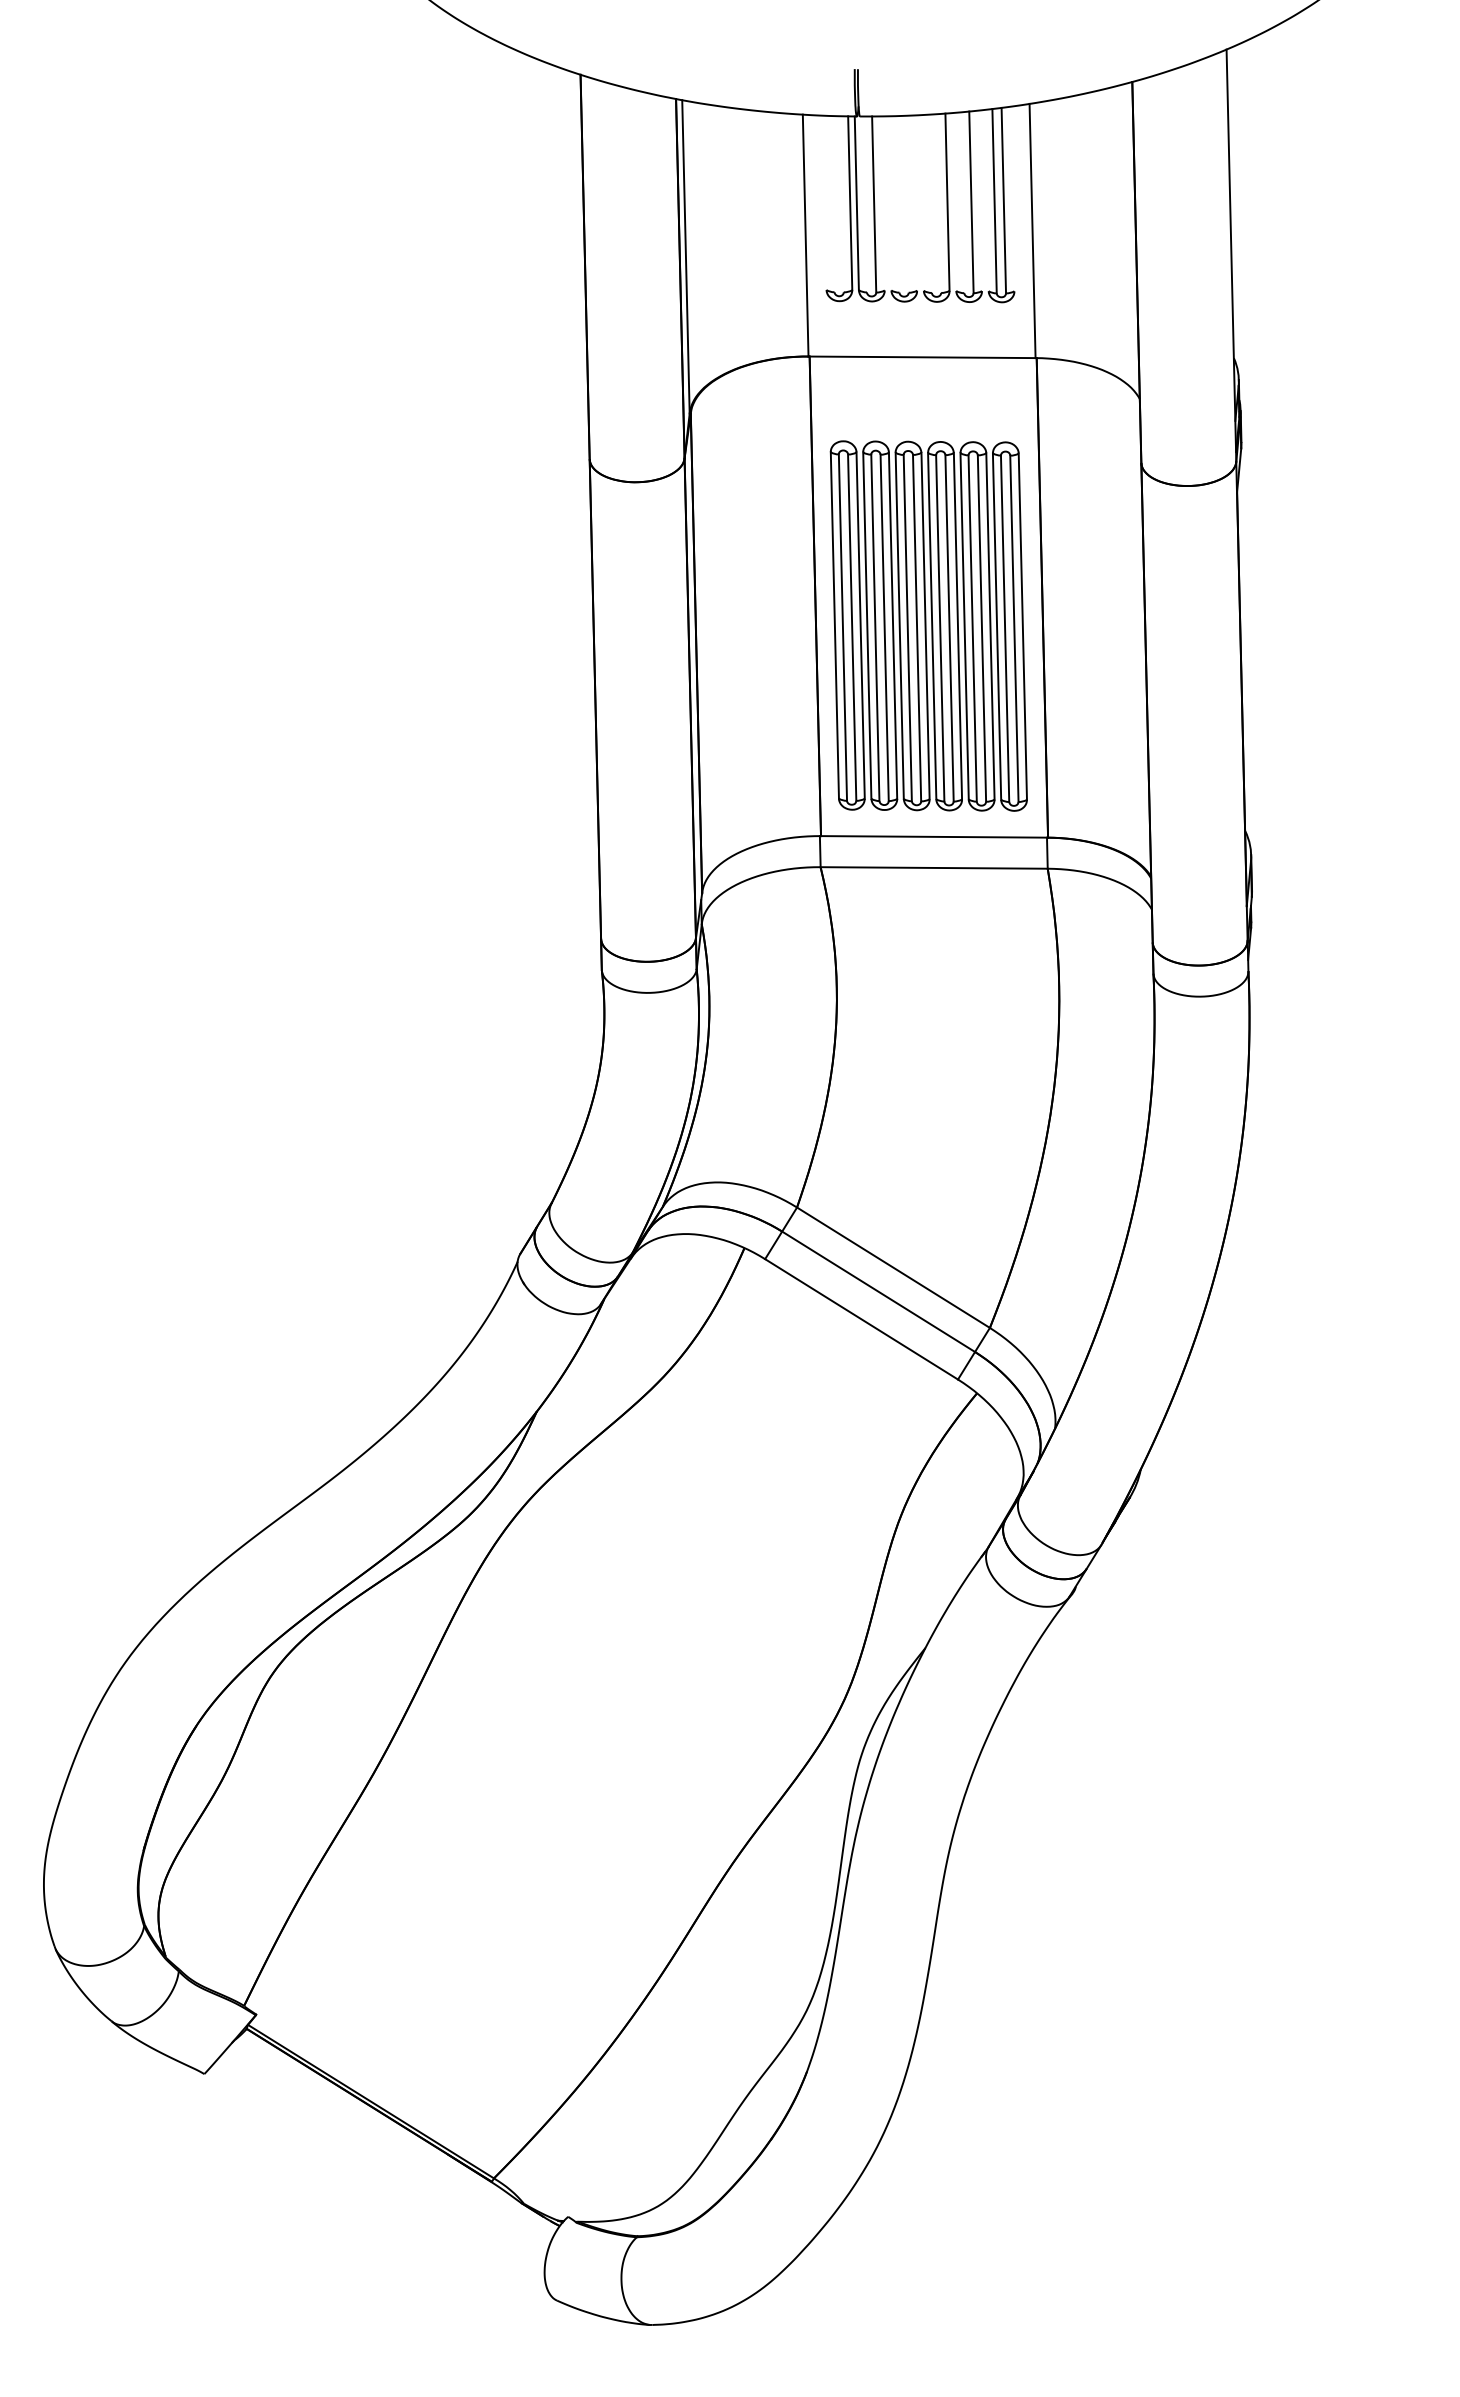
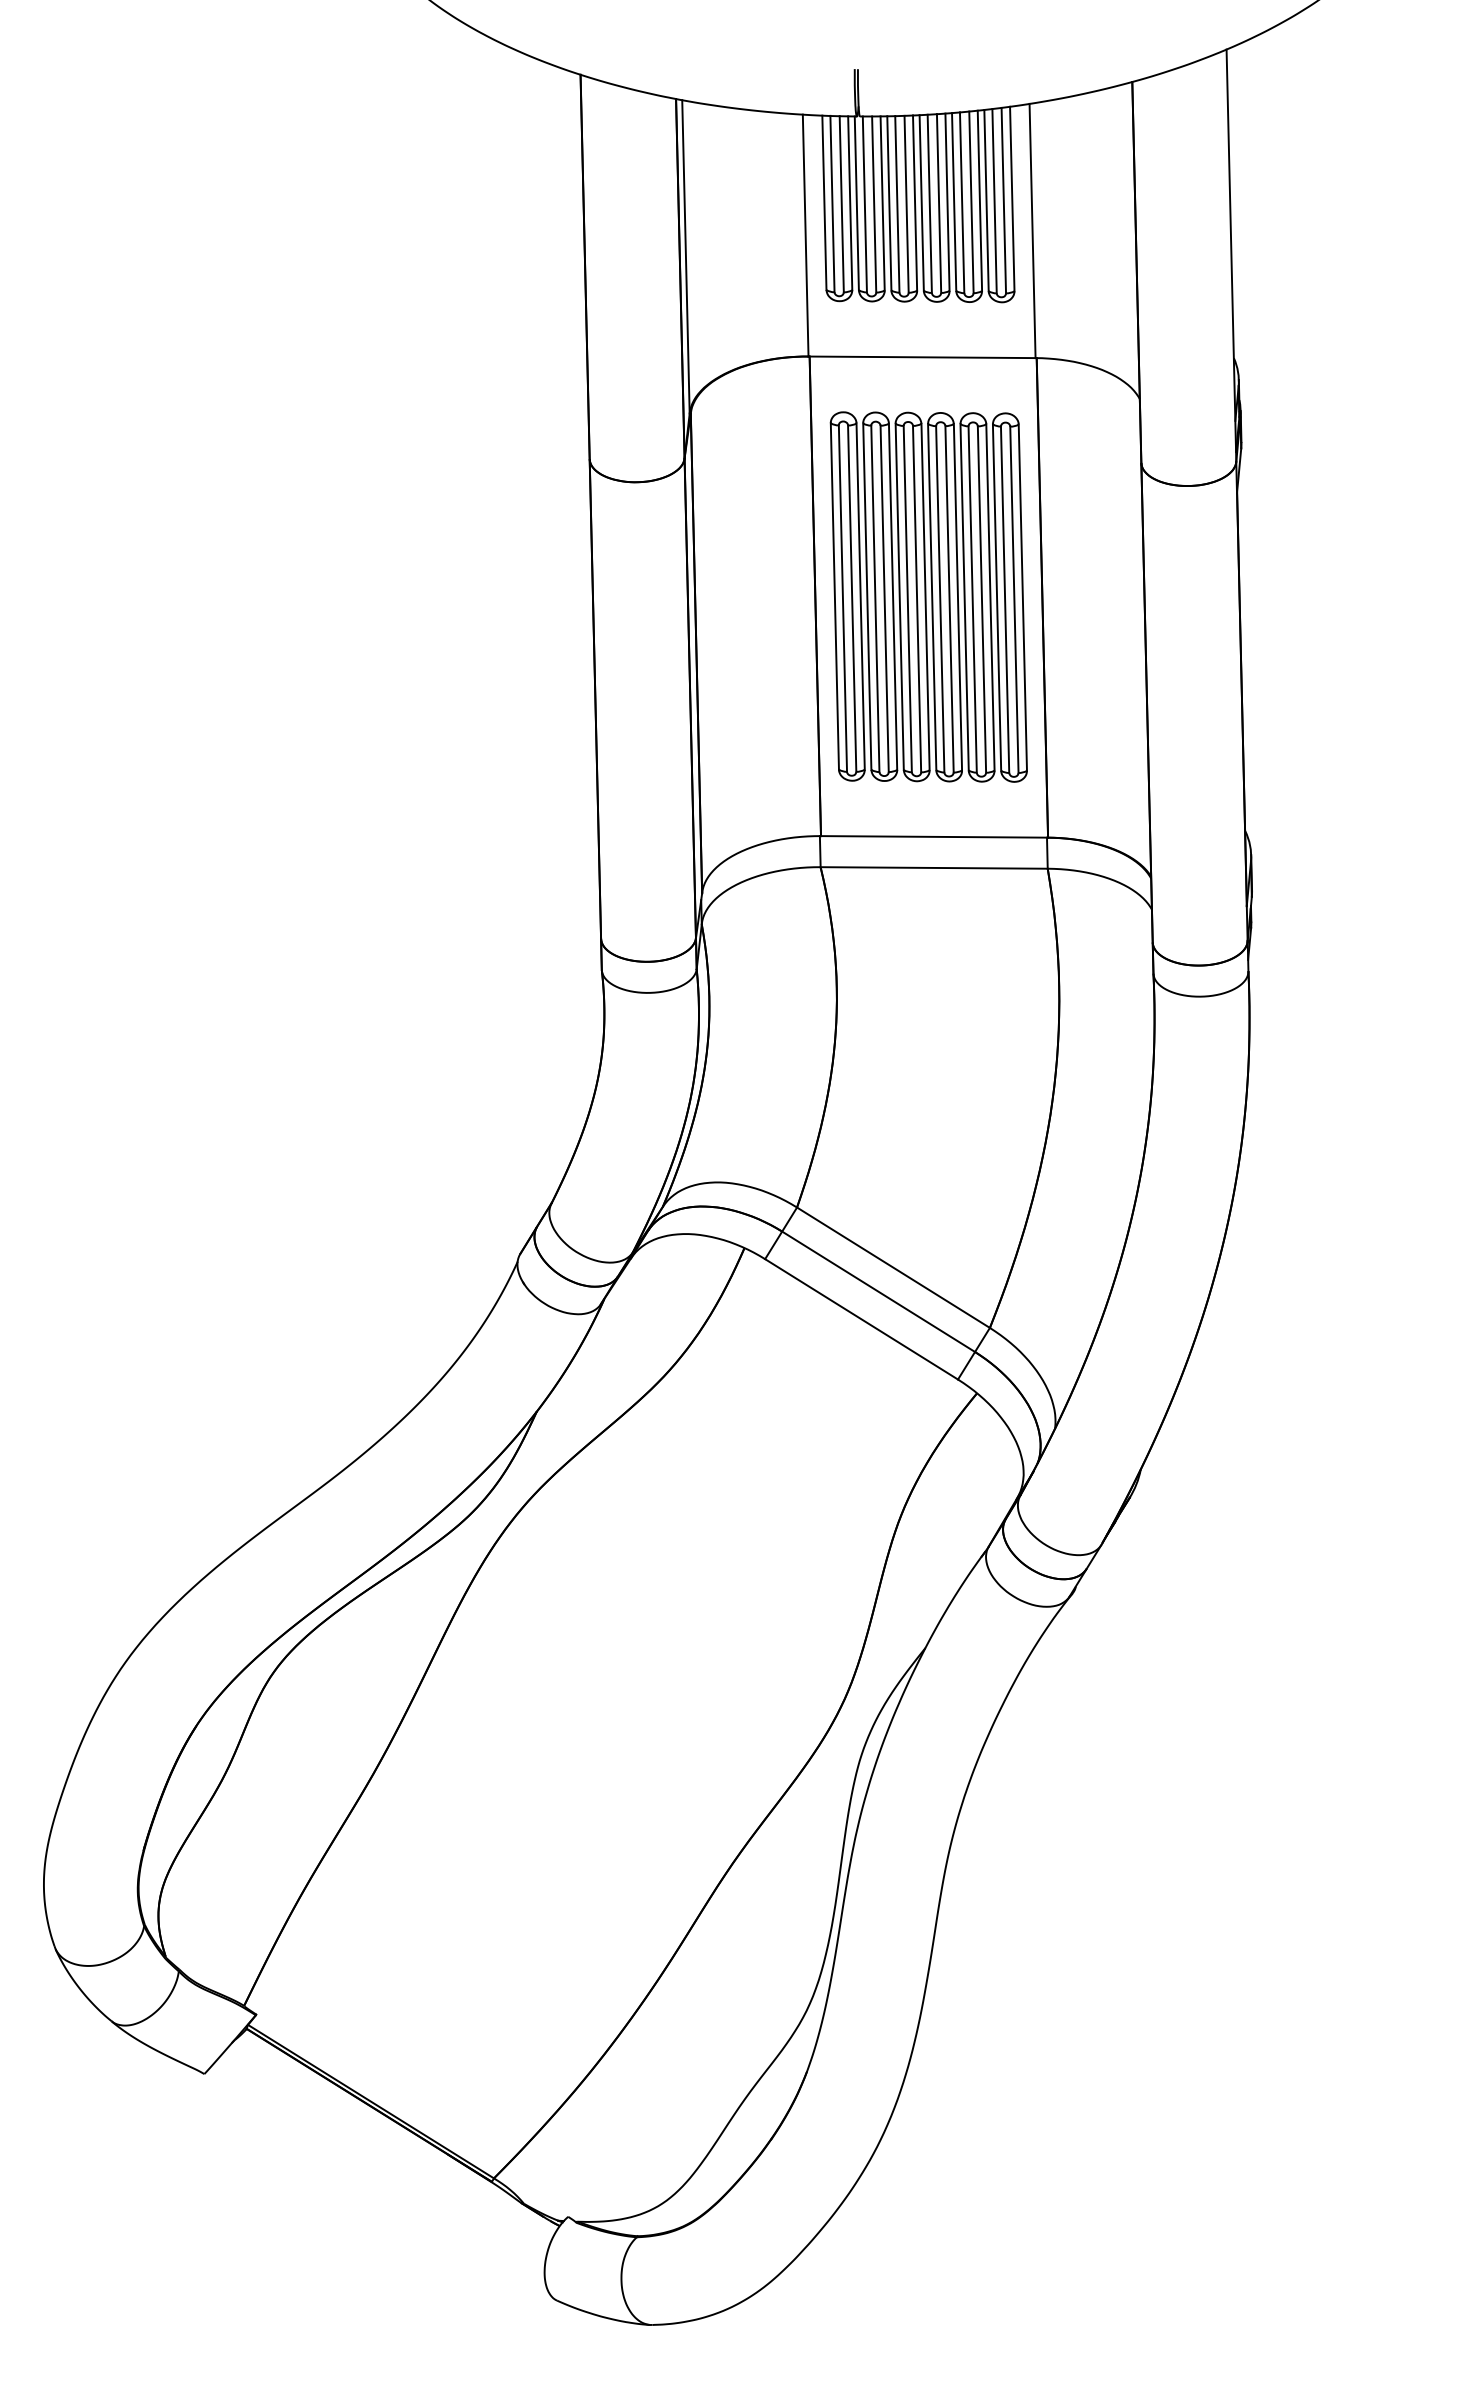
line: none -> present (1012, 198)
line: none -> present (979, 200)
line: none -> present (986, 200)
line: none -> present (954, 201)
line: none -> present (824, 202)
line: none -> present (915, 202)
line: none -> present (921, 202)
line: none -> present (961, 202)
line: none -> present (832, 203)
line: none -> present (882, 203)
line: none -> present (889, 203)
line: none -> present (906, 203)
line: none -> present (929, 203)
line: none -> present (938, 203)
line: none -> present (841, 204)
line: none -> present (864, 204)
line: none -> present (897, 204)
part position: (928, 625) -> (928, 596) (928, 596)
